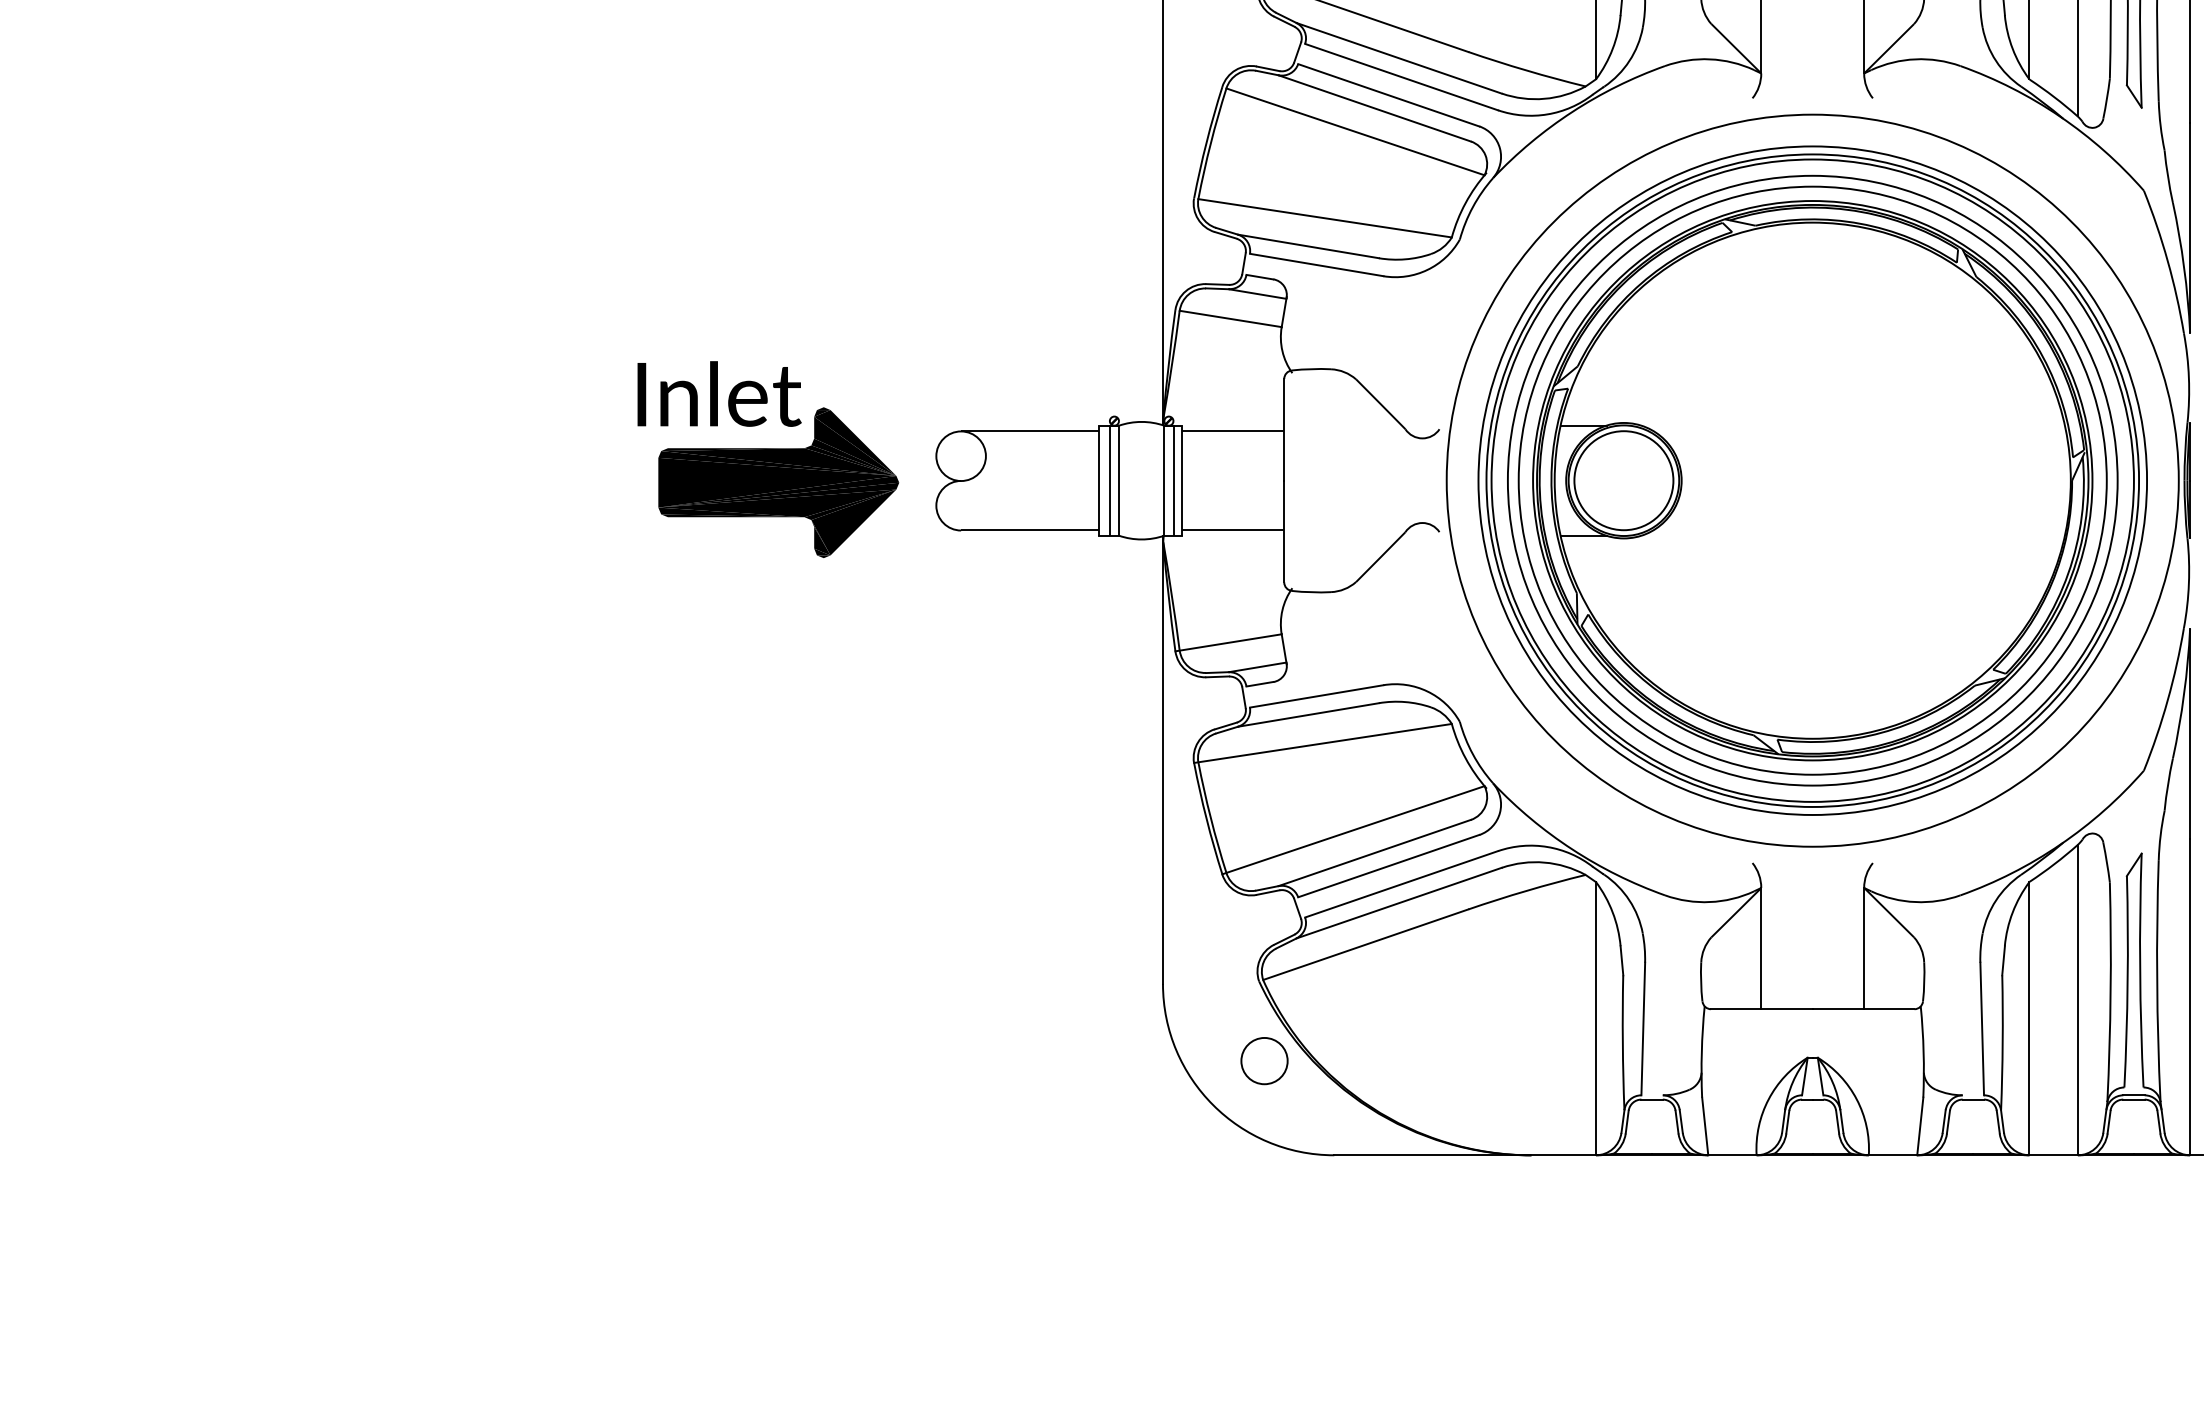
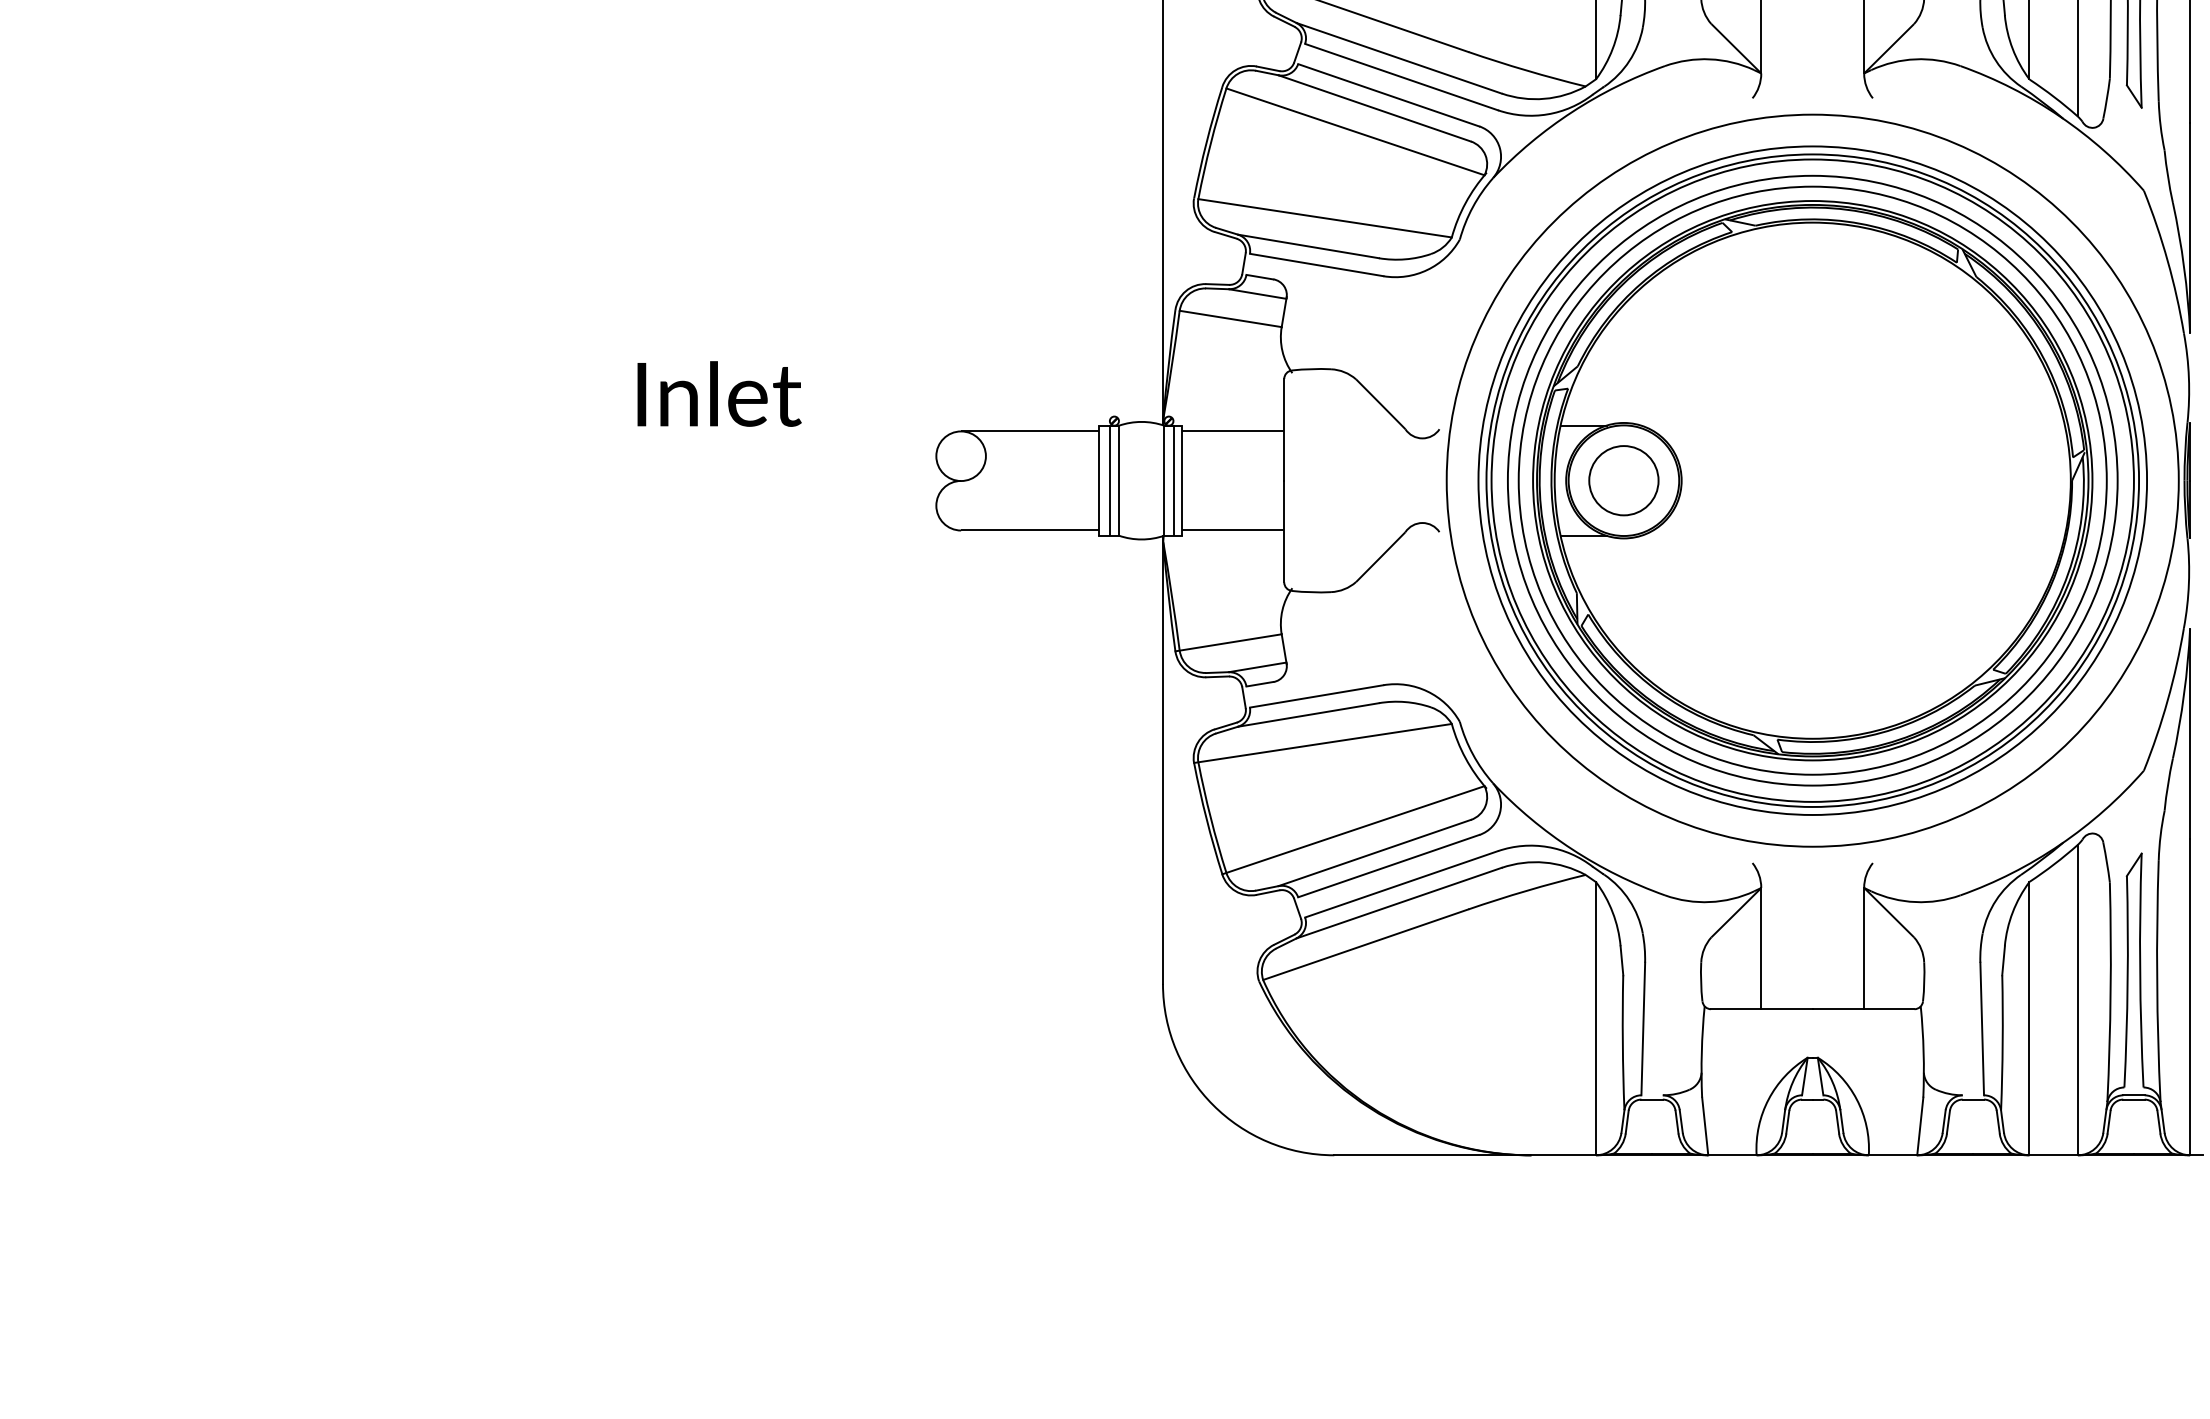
circle diameter: 99 px -> 69 px (1623, 480)
part: present -> none (778, 482)
circle: present -> none (1264, 1061)
